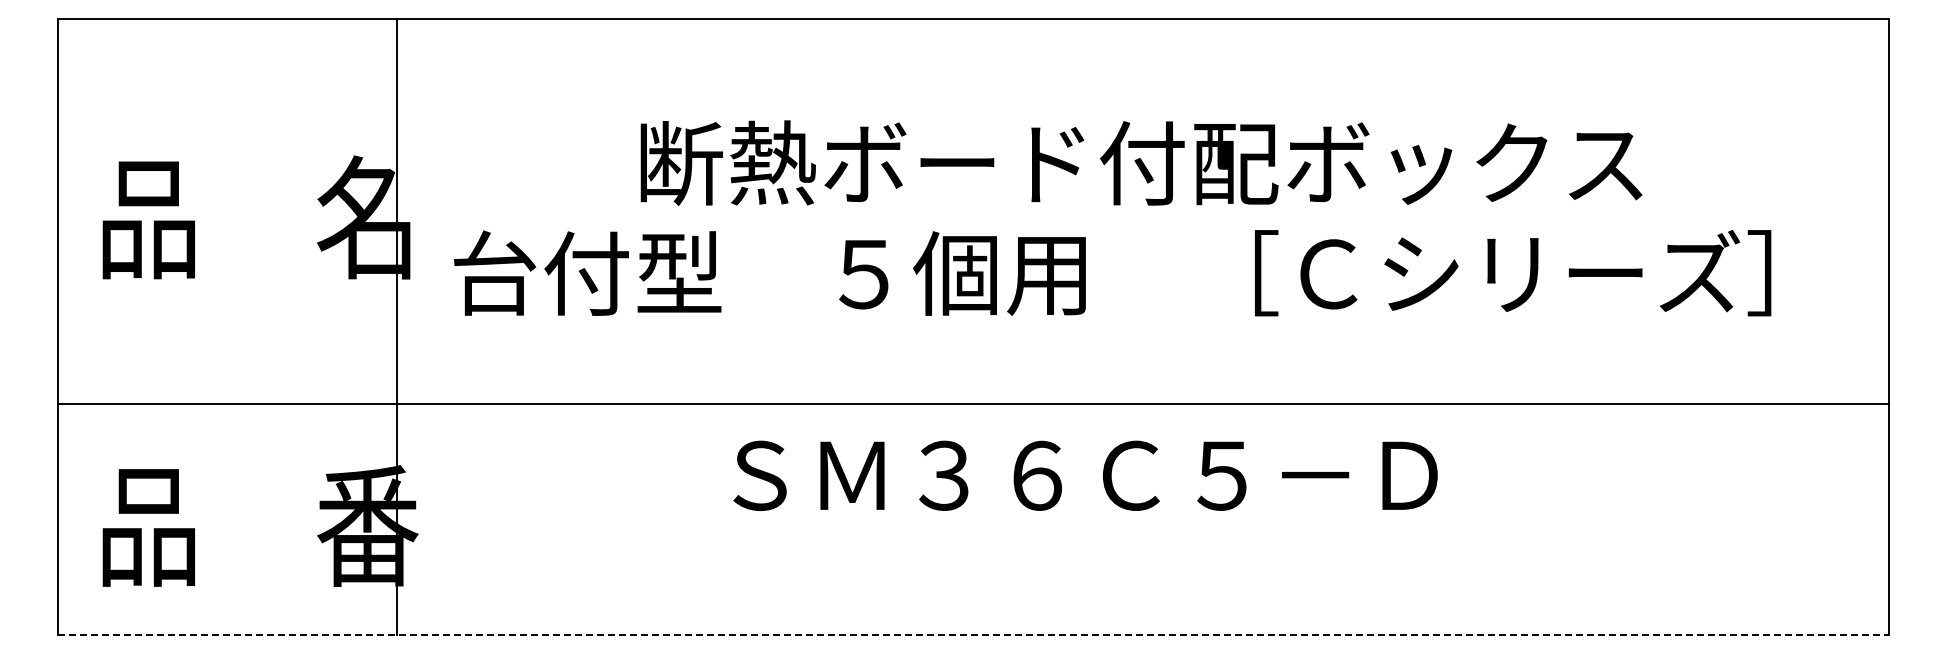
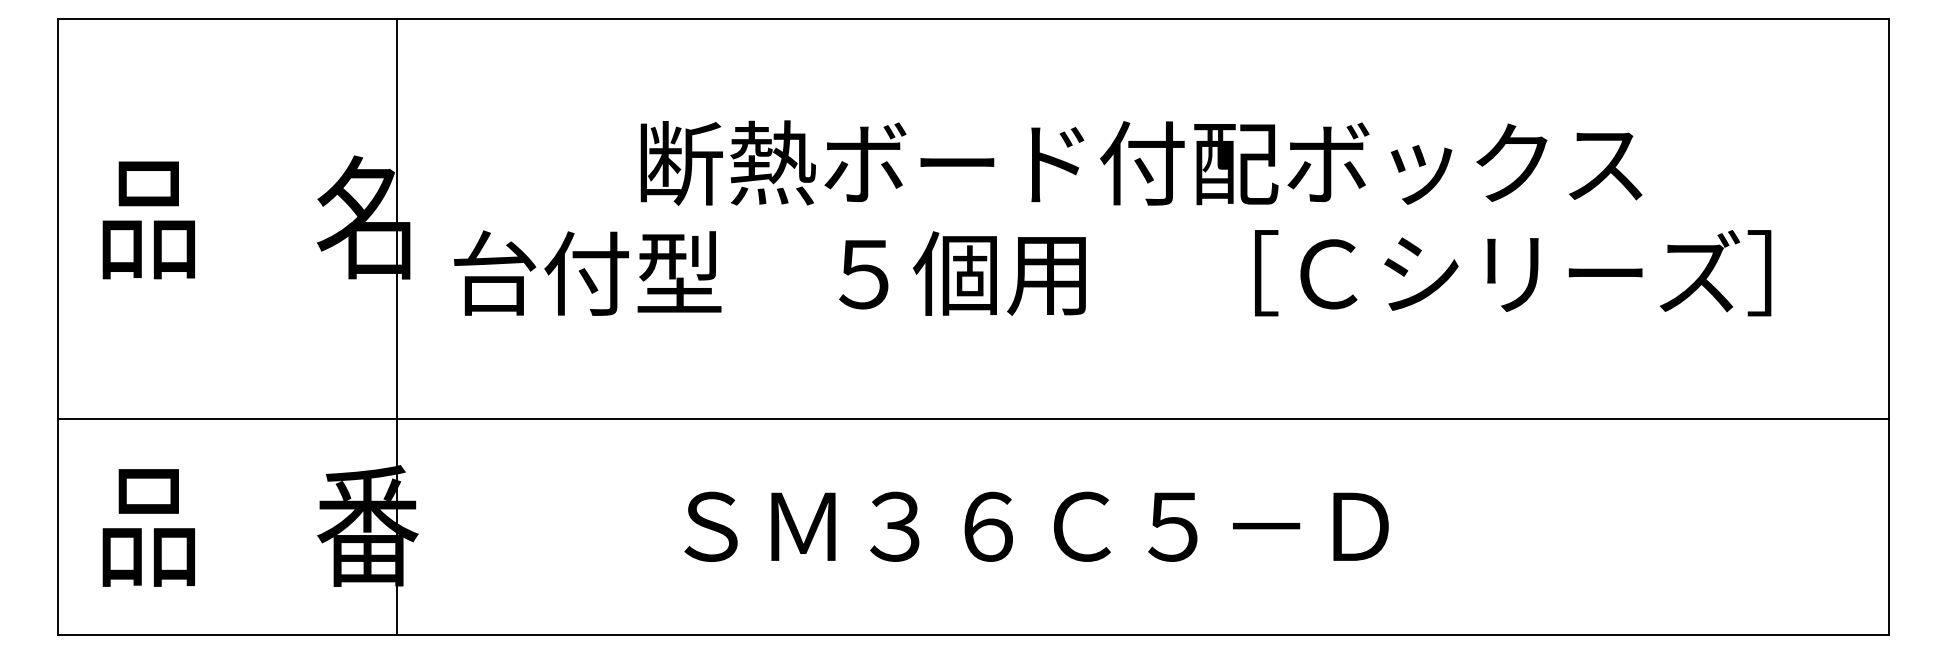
line position: (973, 404) -> (973, 419) (973, 419)
text position: (1085, 475) -> (1036, 526) (1036, 526)
line: dashed -> solid (973, 634)
